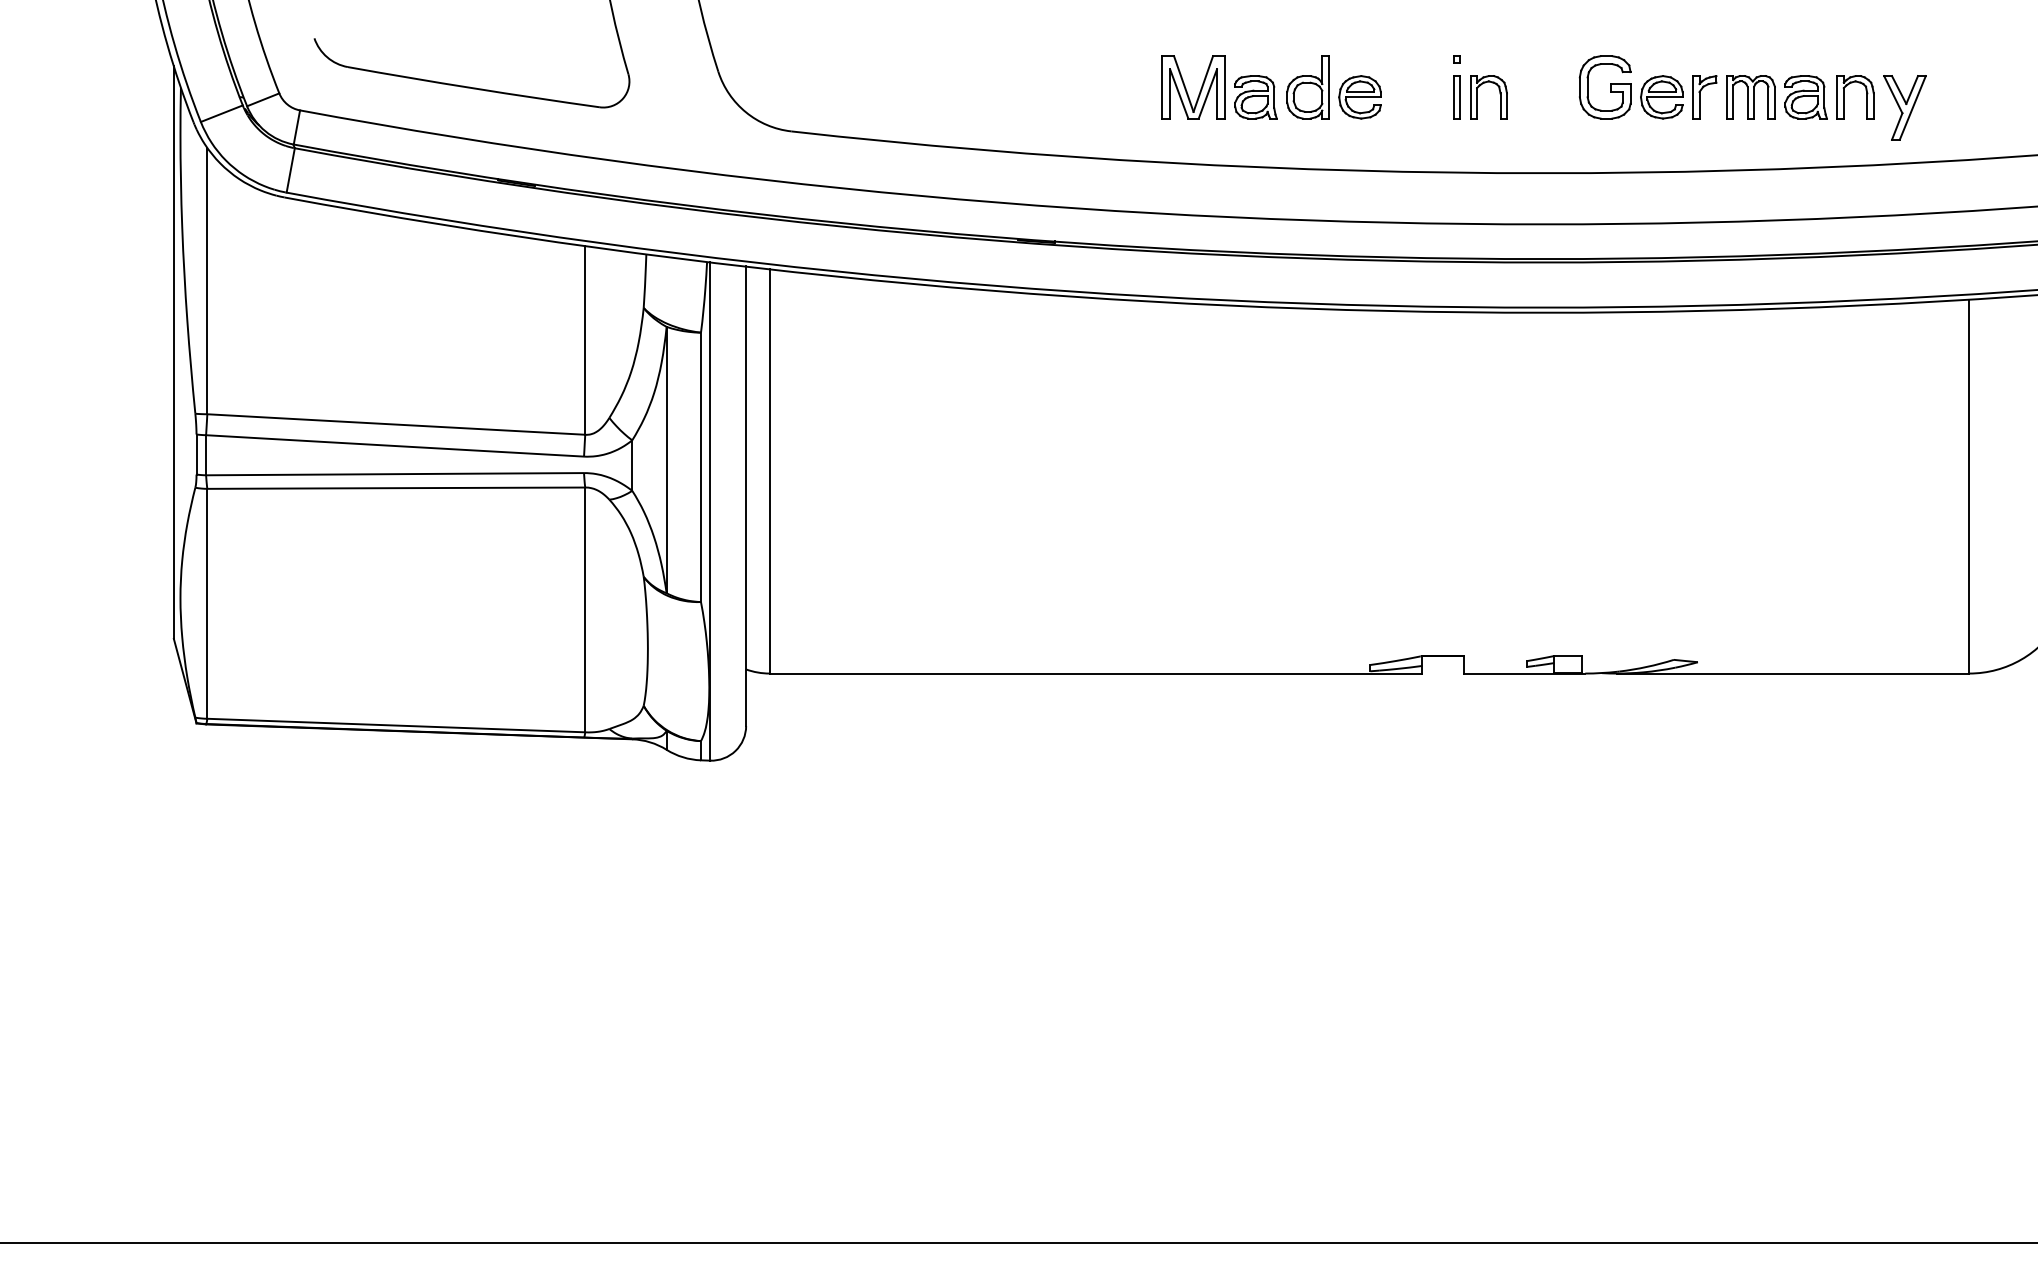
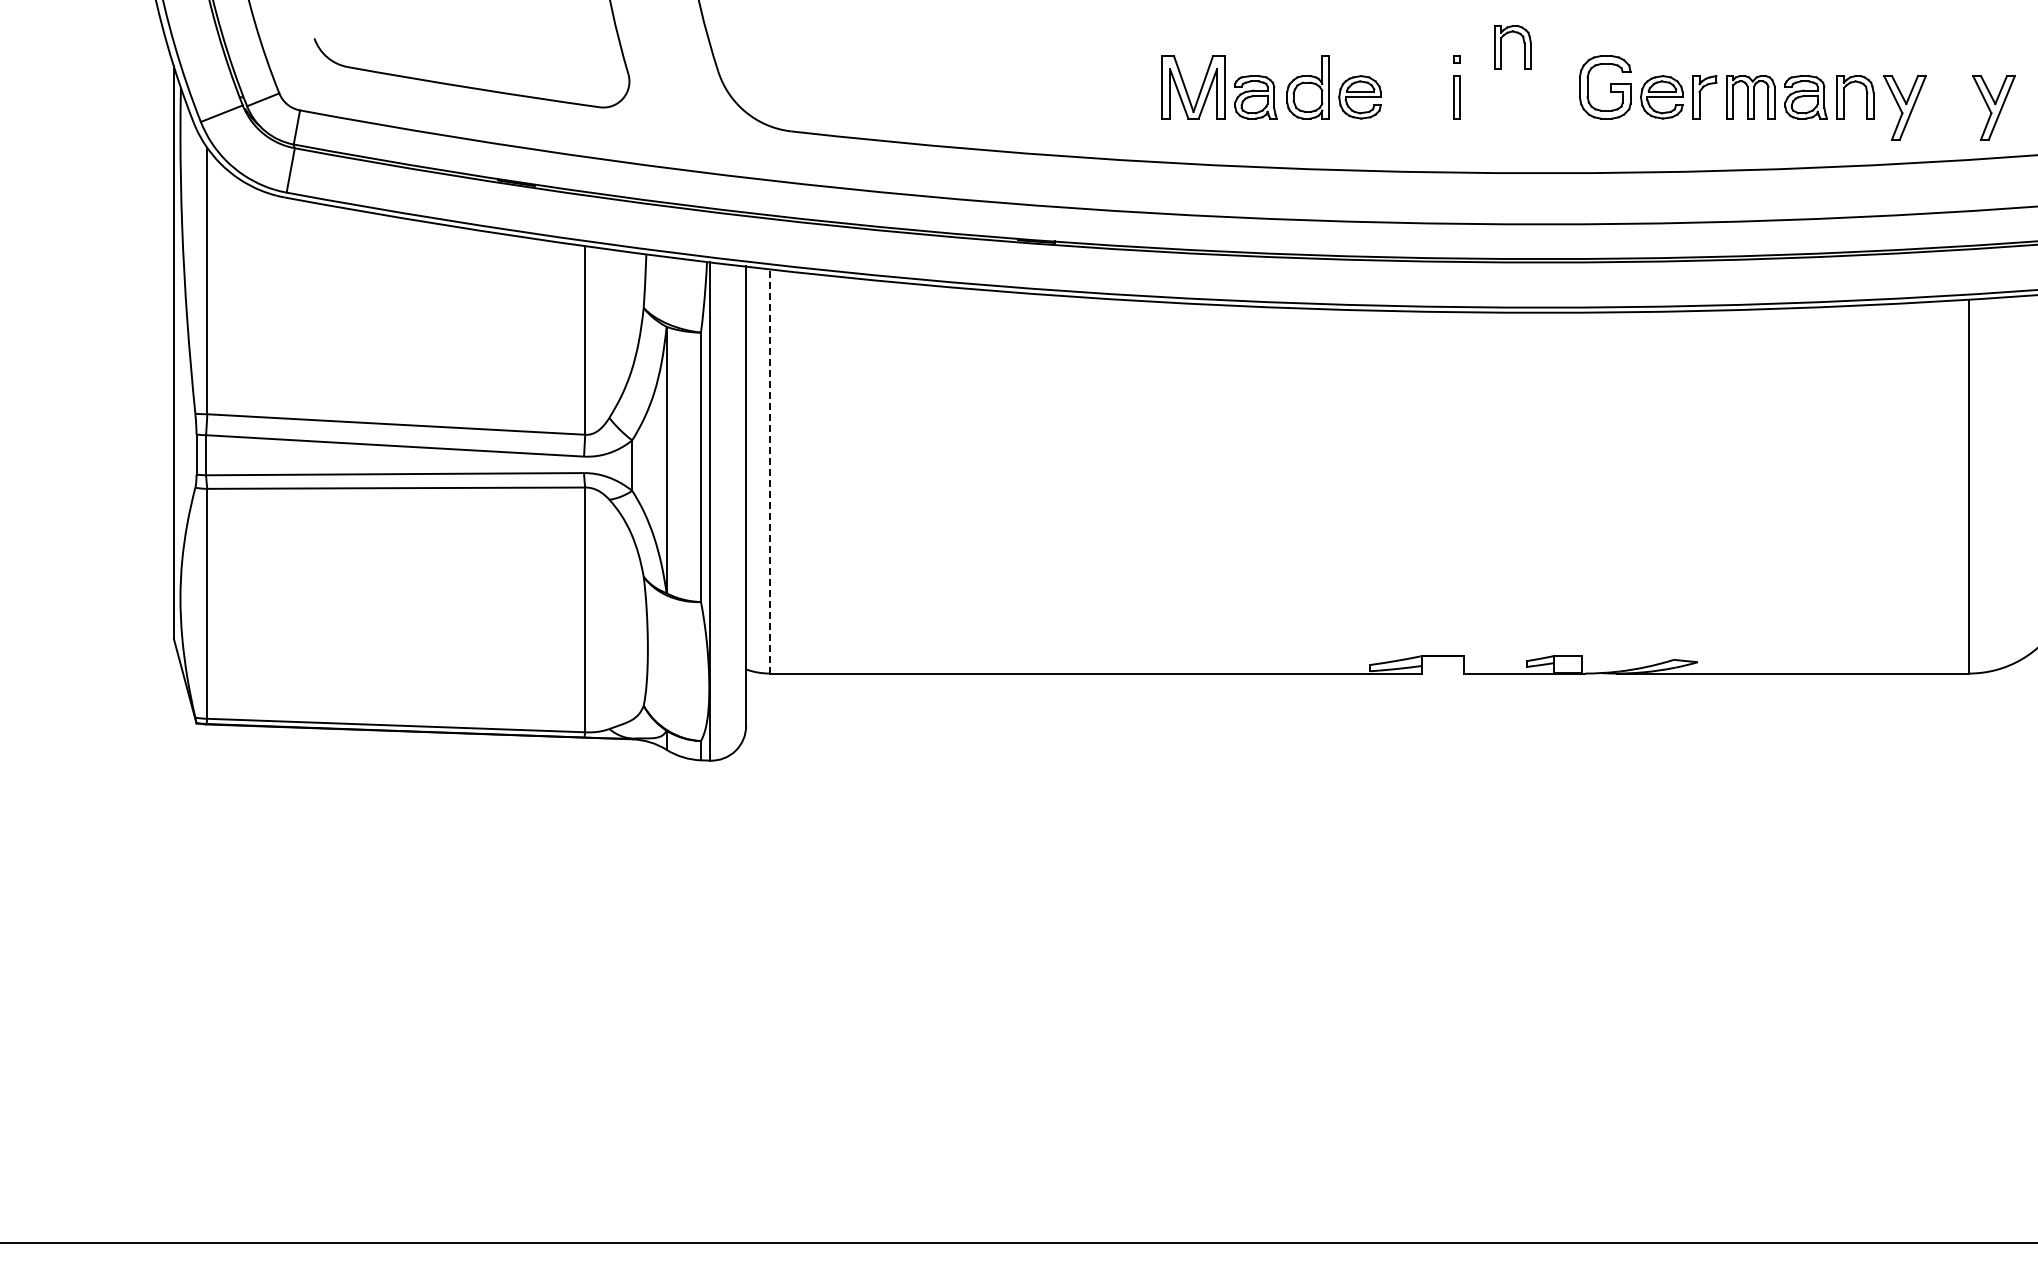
part position: (1477, 97) -> (1501, 47) (1501, 47)
part: none -> present (1993, 107)
line: solid -> dashed (769, 470)
